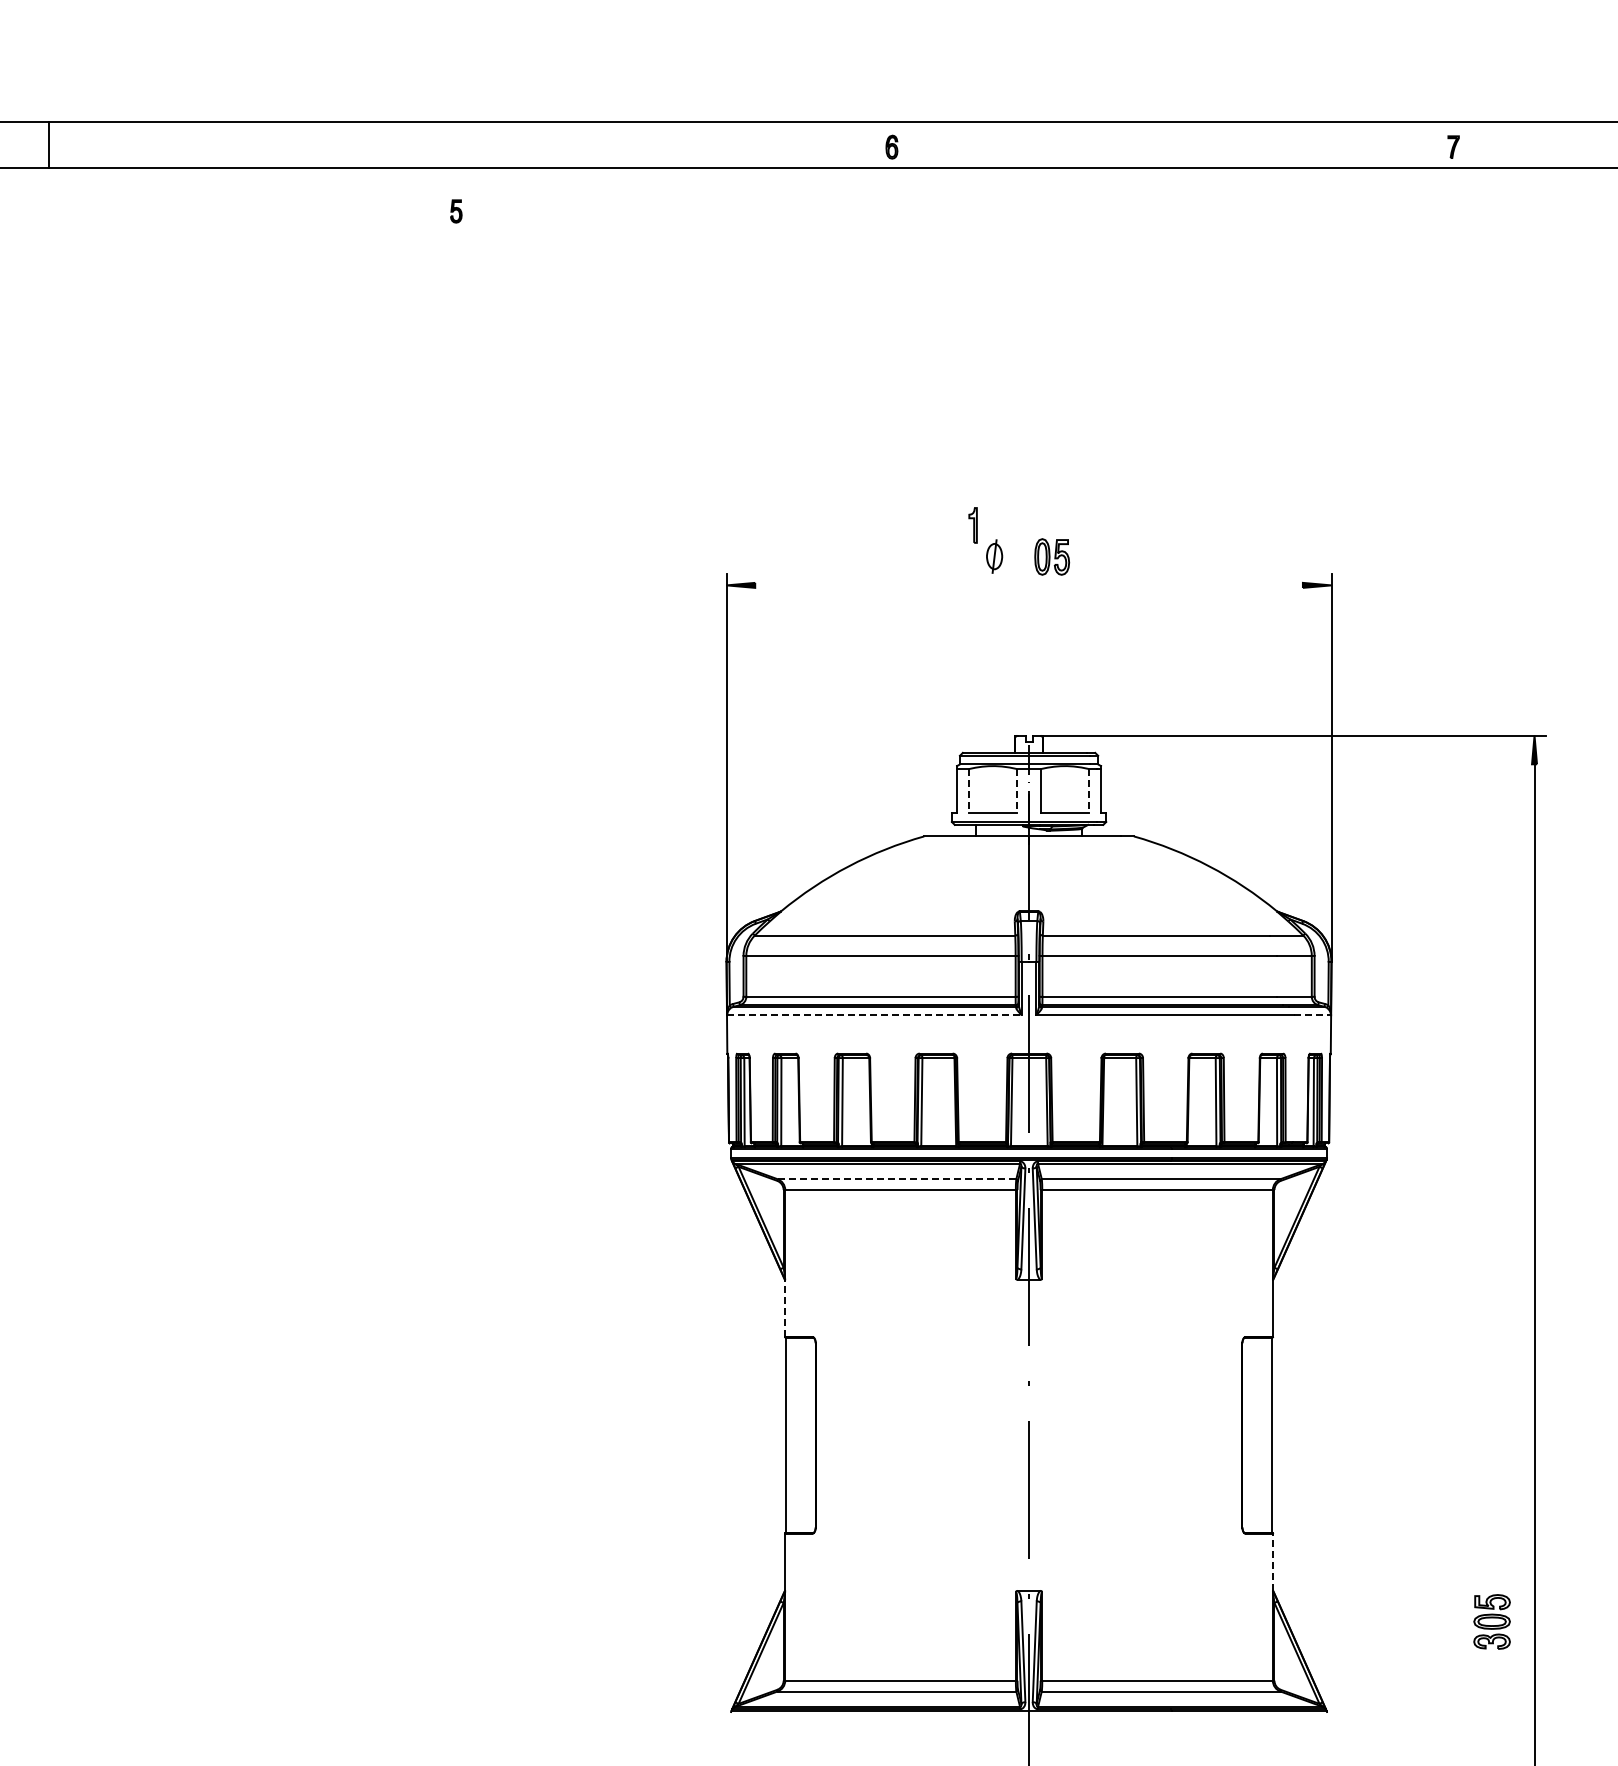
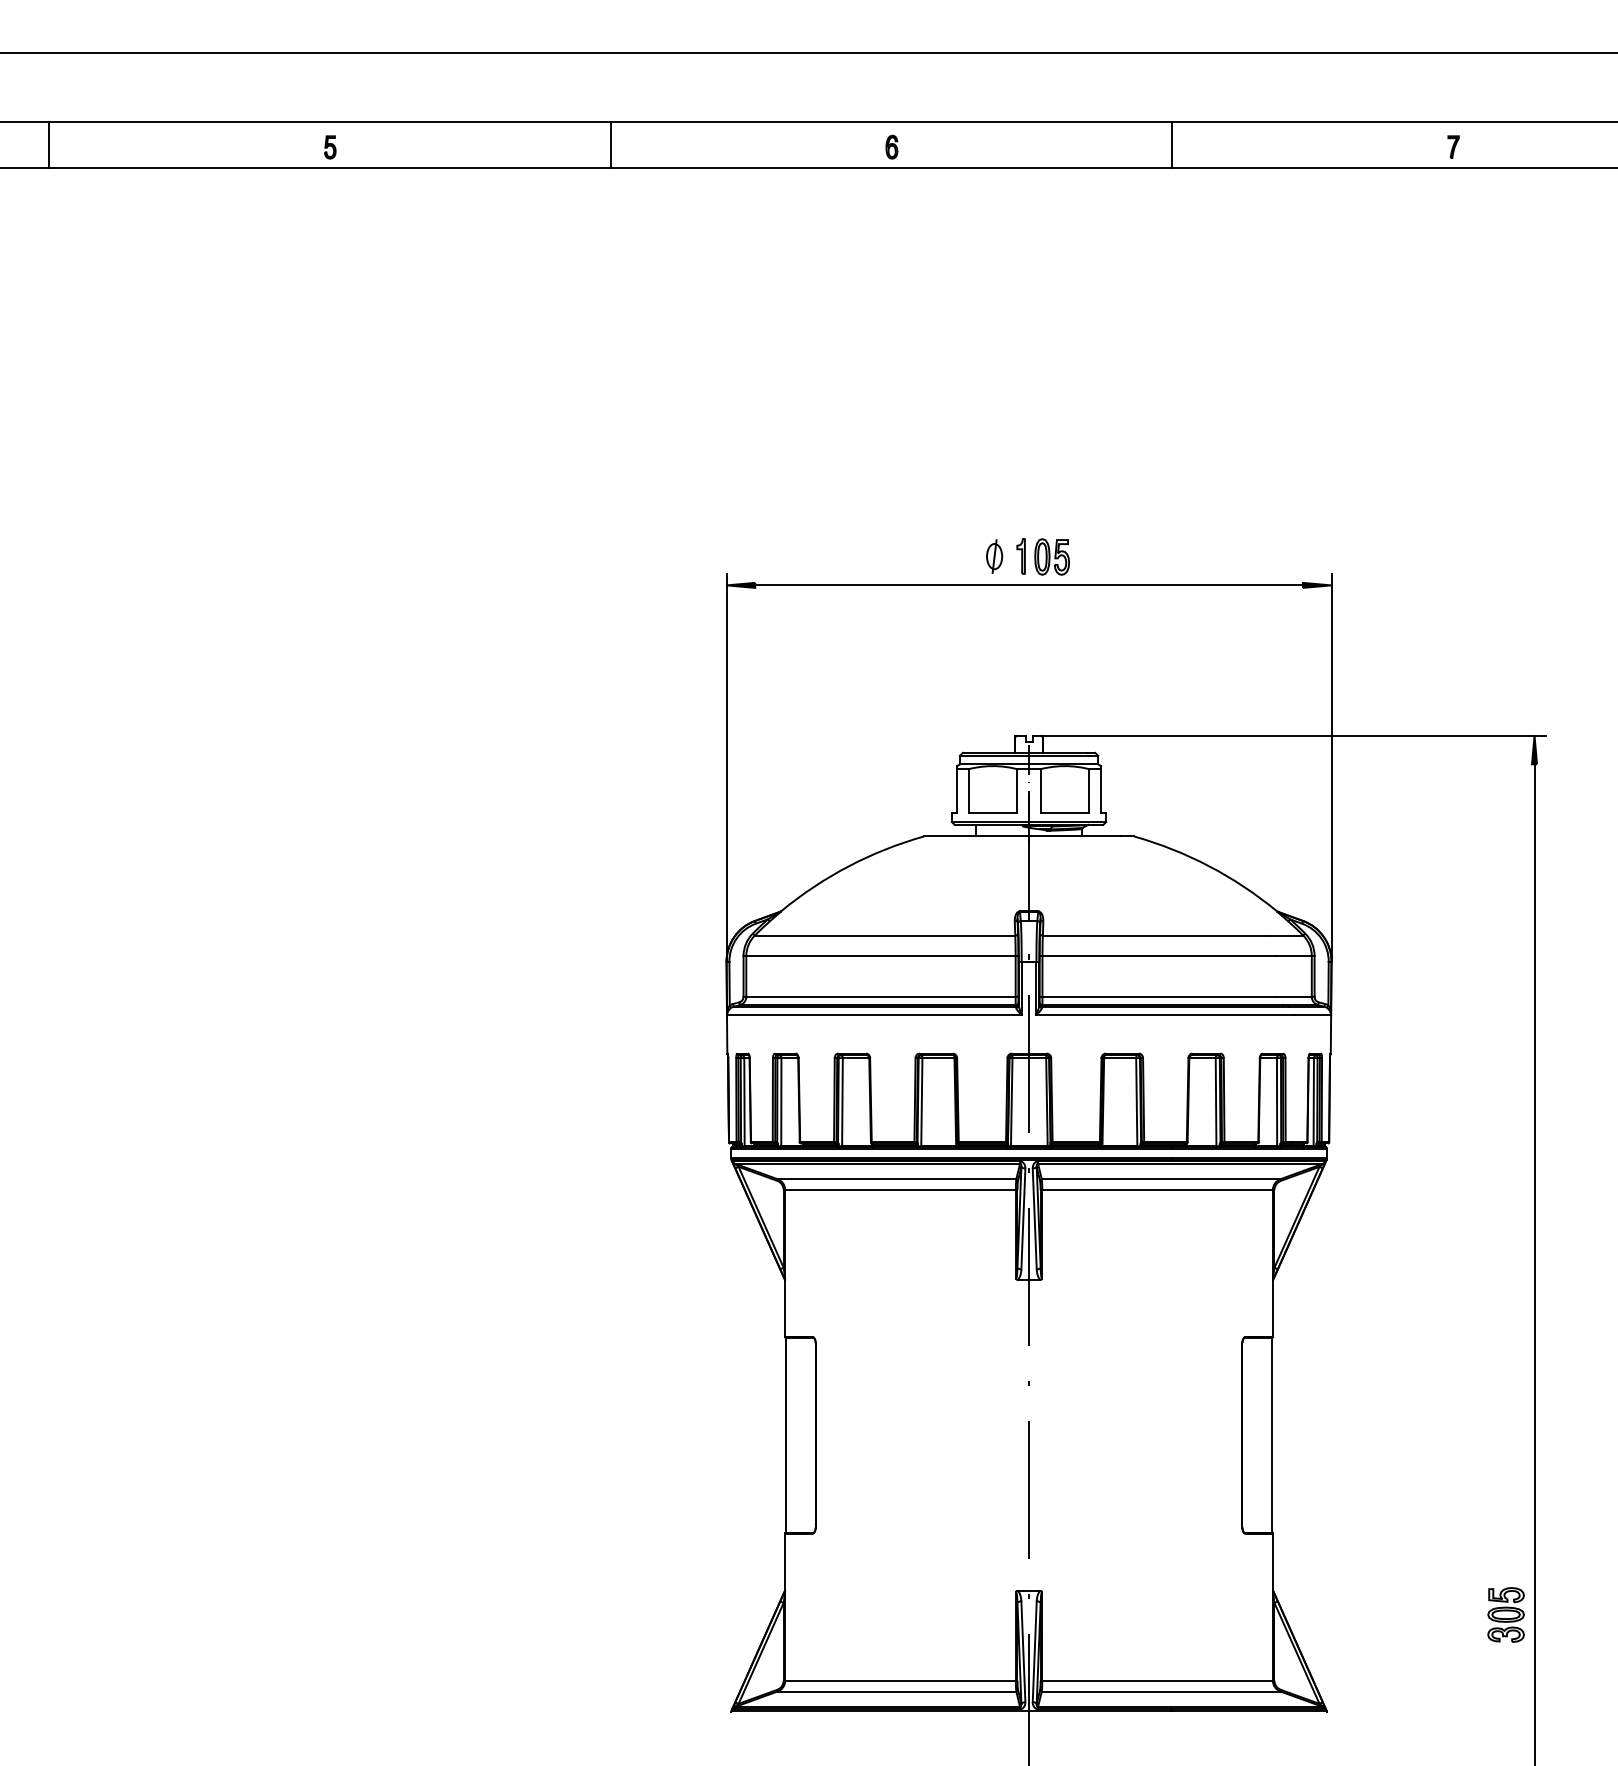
line: none -> present (808, 52)
line: none -> present (610, 145)
line: none -> present (1172, 145)
part position: (456, 211) -> (330, 147) (330, 147)
part position: (972, 525) -> (1020, 556) (1020, 556)
line: none -> present (1028, 585)
line: dashed -> solid (968, 791)
line: dashed -> solid (1017, 791)
line: dashed -> solid (1089, 791)
line: dashed -> solid (874, 1015)
line: dashed -> solid (1313, 1015)
line: dashed -> solid (897, 1179)
line: dashed -> solid (784, 1308)
line: dashed -> solid (1273, 1562)
part position: (1491, 1621) -> (1505, 1614) (1505, 1614)
